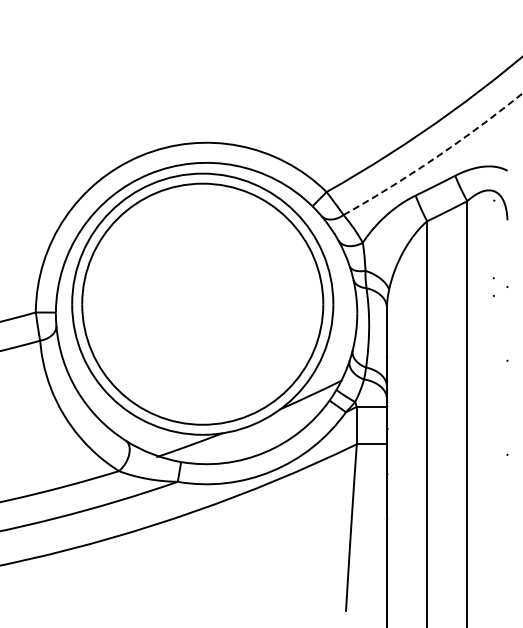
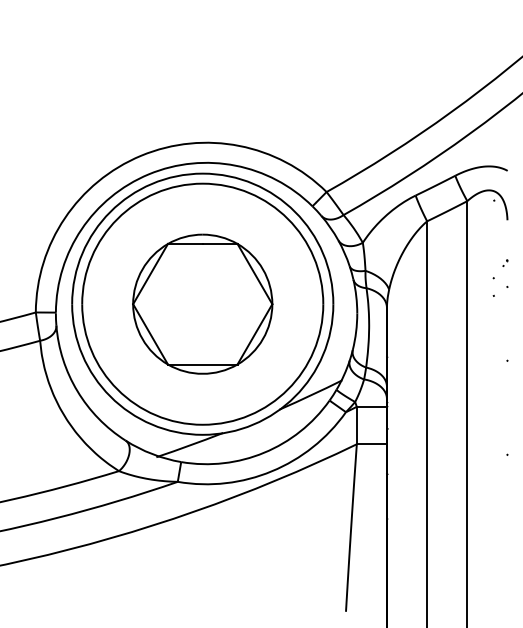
arc: dashed -> solid (436, 157)
part: none -> present (505, 262)
part: none -> present (202, 303)
